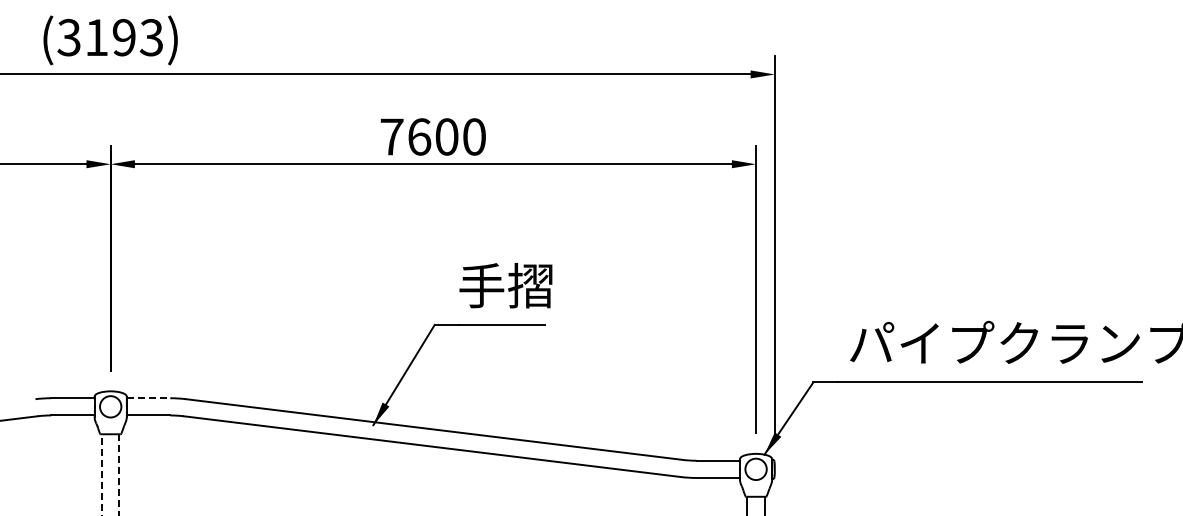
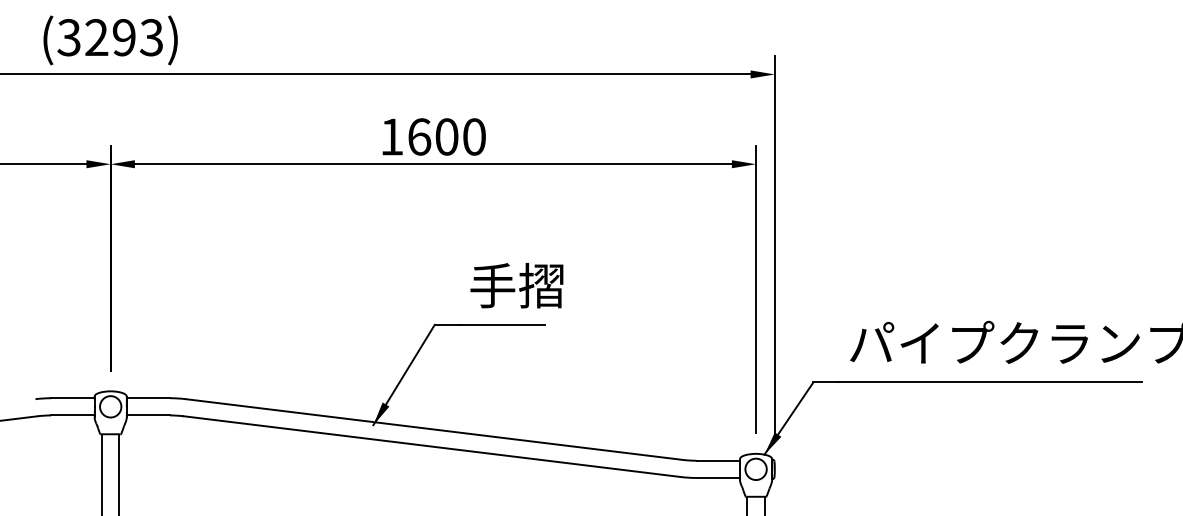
text: (3193) -> (3293) (96, 37)
text: 7600 -> 1600 (391, 136)
text position: (505, 285) -> (516, 285) (516, 285)
line: dashed -> solid (148, 398)
line: dashed -> solid (102, 515)
